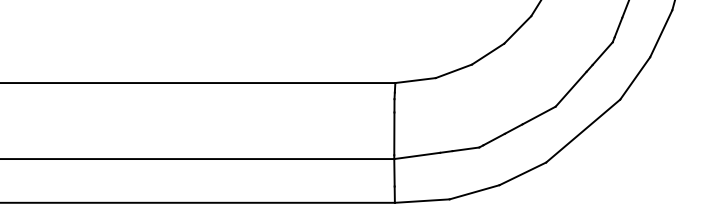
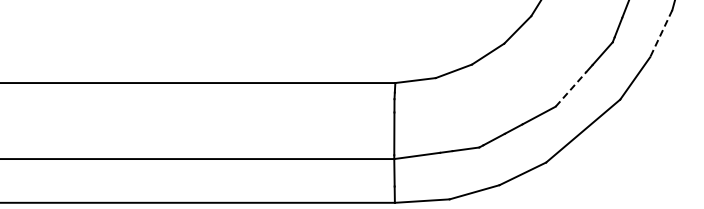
line: solid -> dashed (661, 33)
line: solid -> dashed (571, 88)
